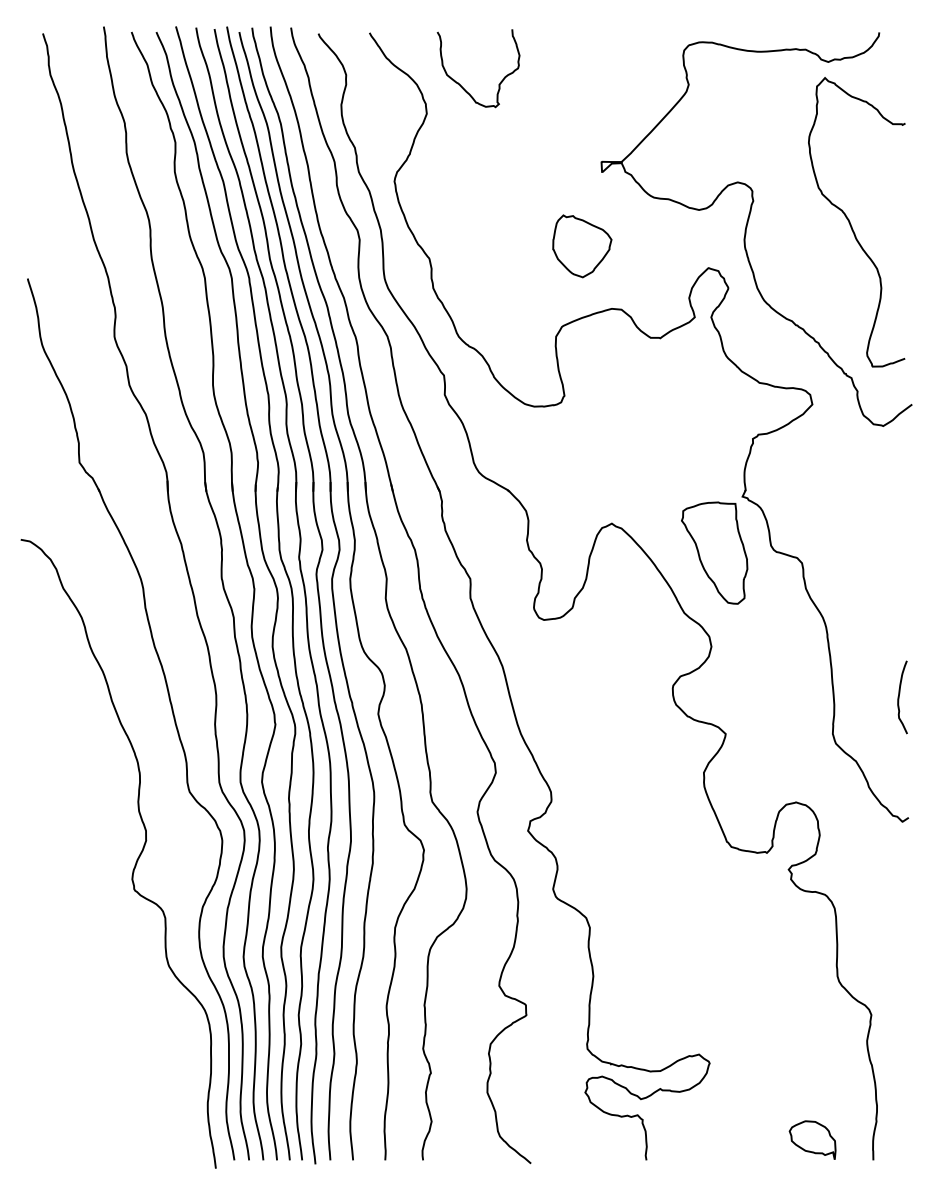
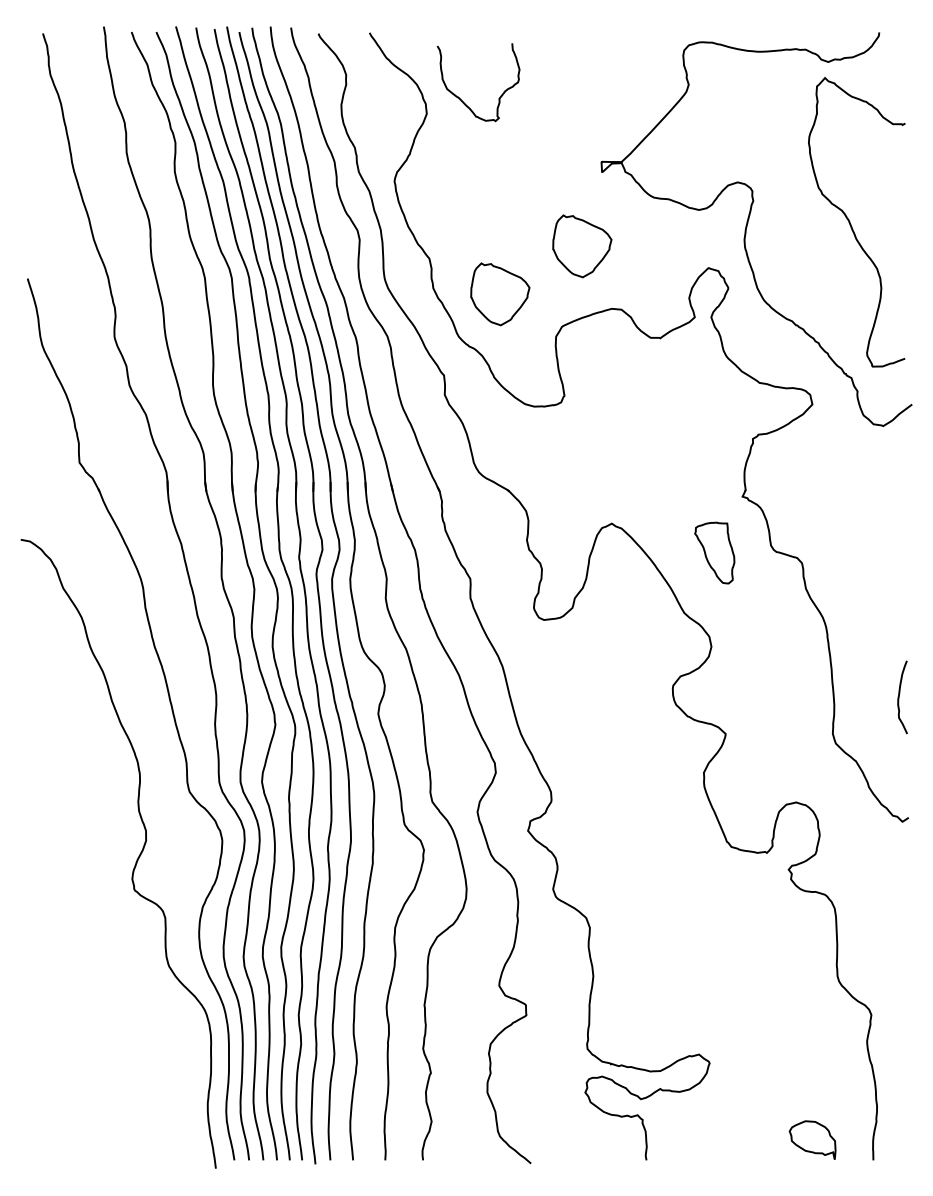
curve position: (461, 85) -> (461, 99) (461, 99)
part: none -> present (500, 294)
part size: 68x104 px -> 42x64 px (714, 552)
